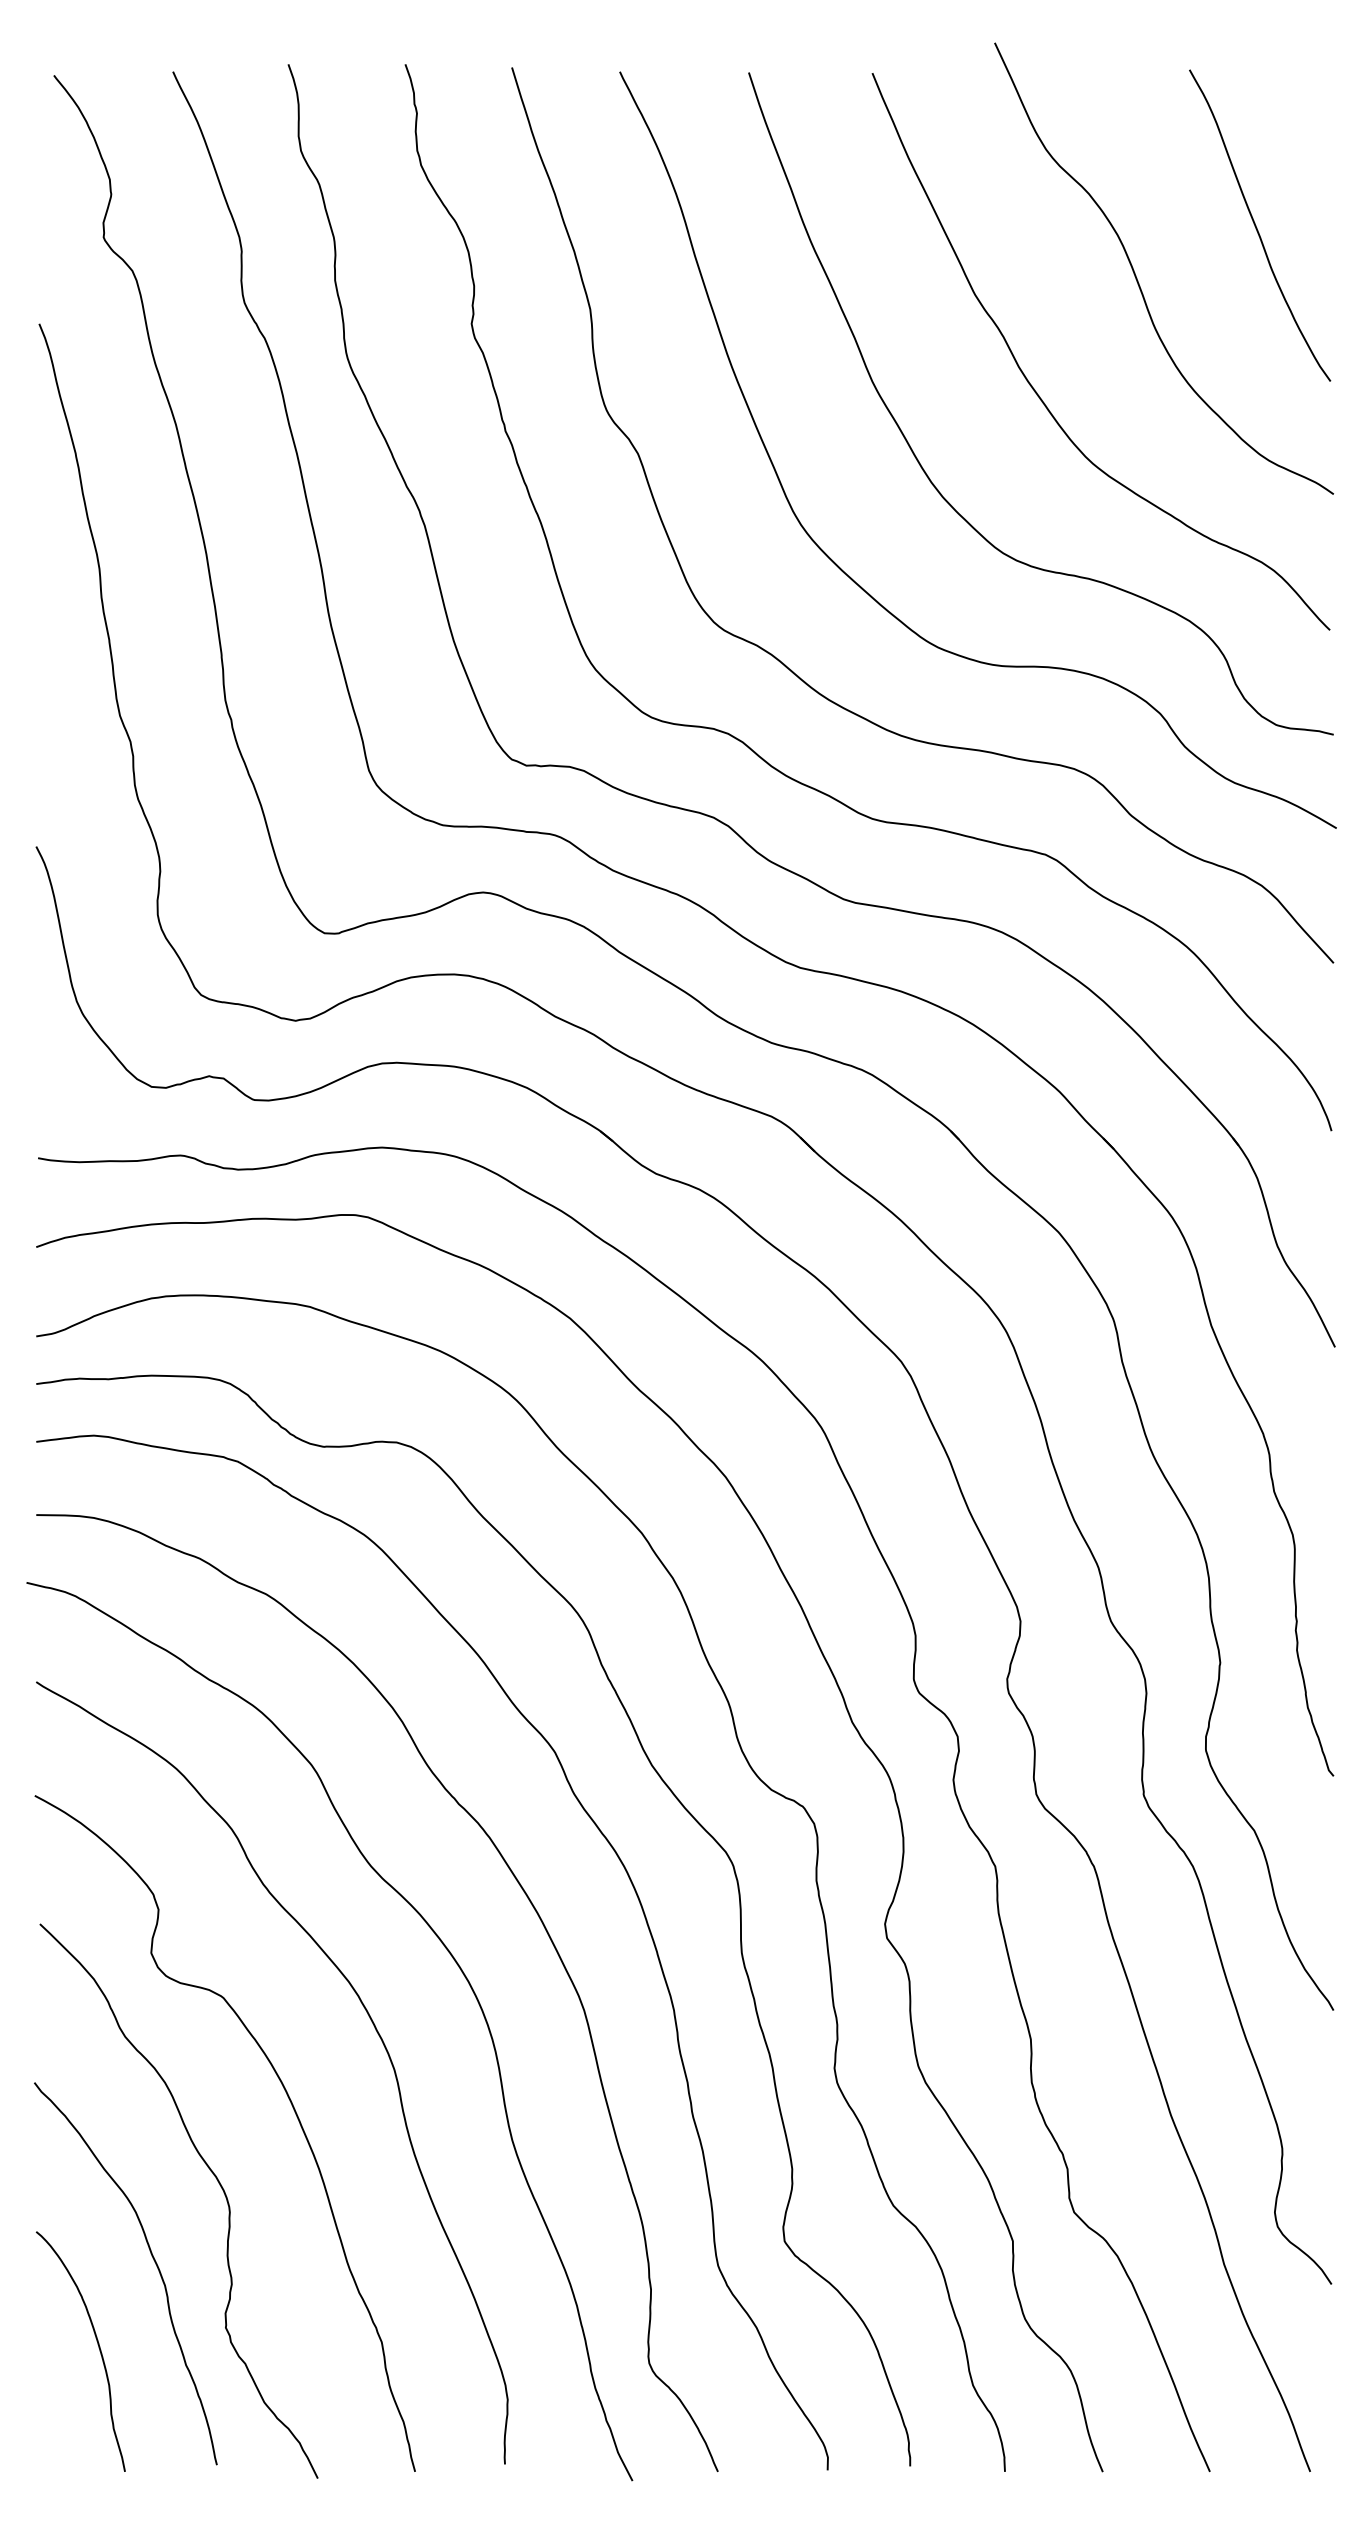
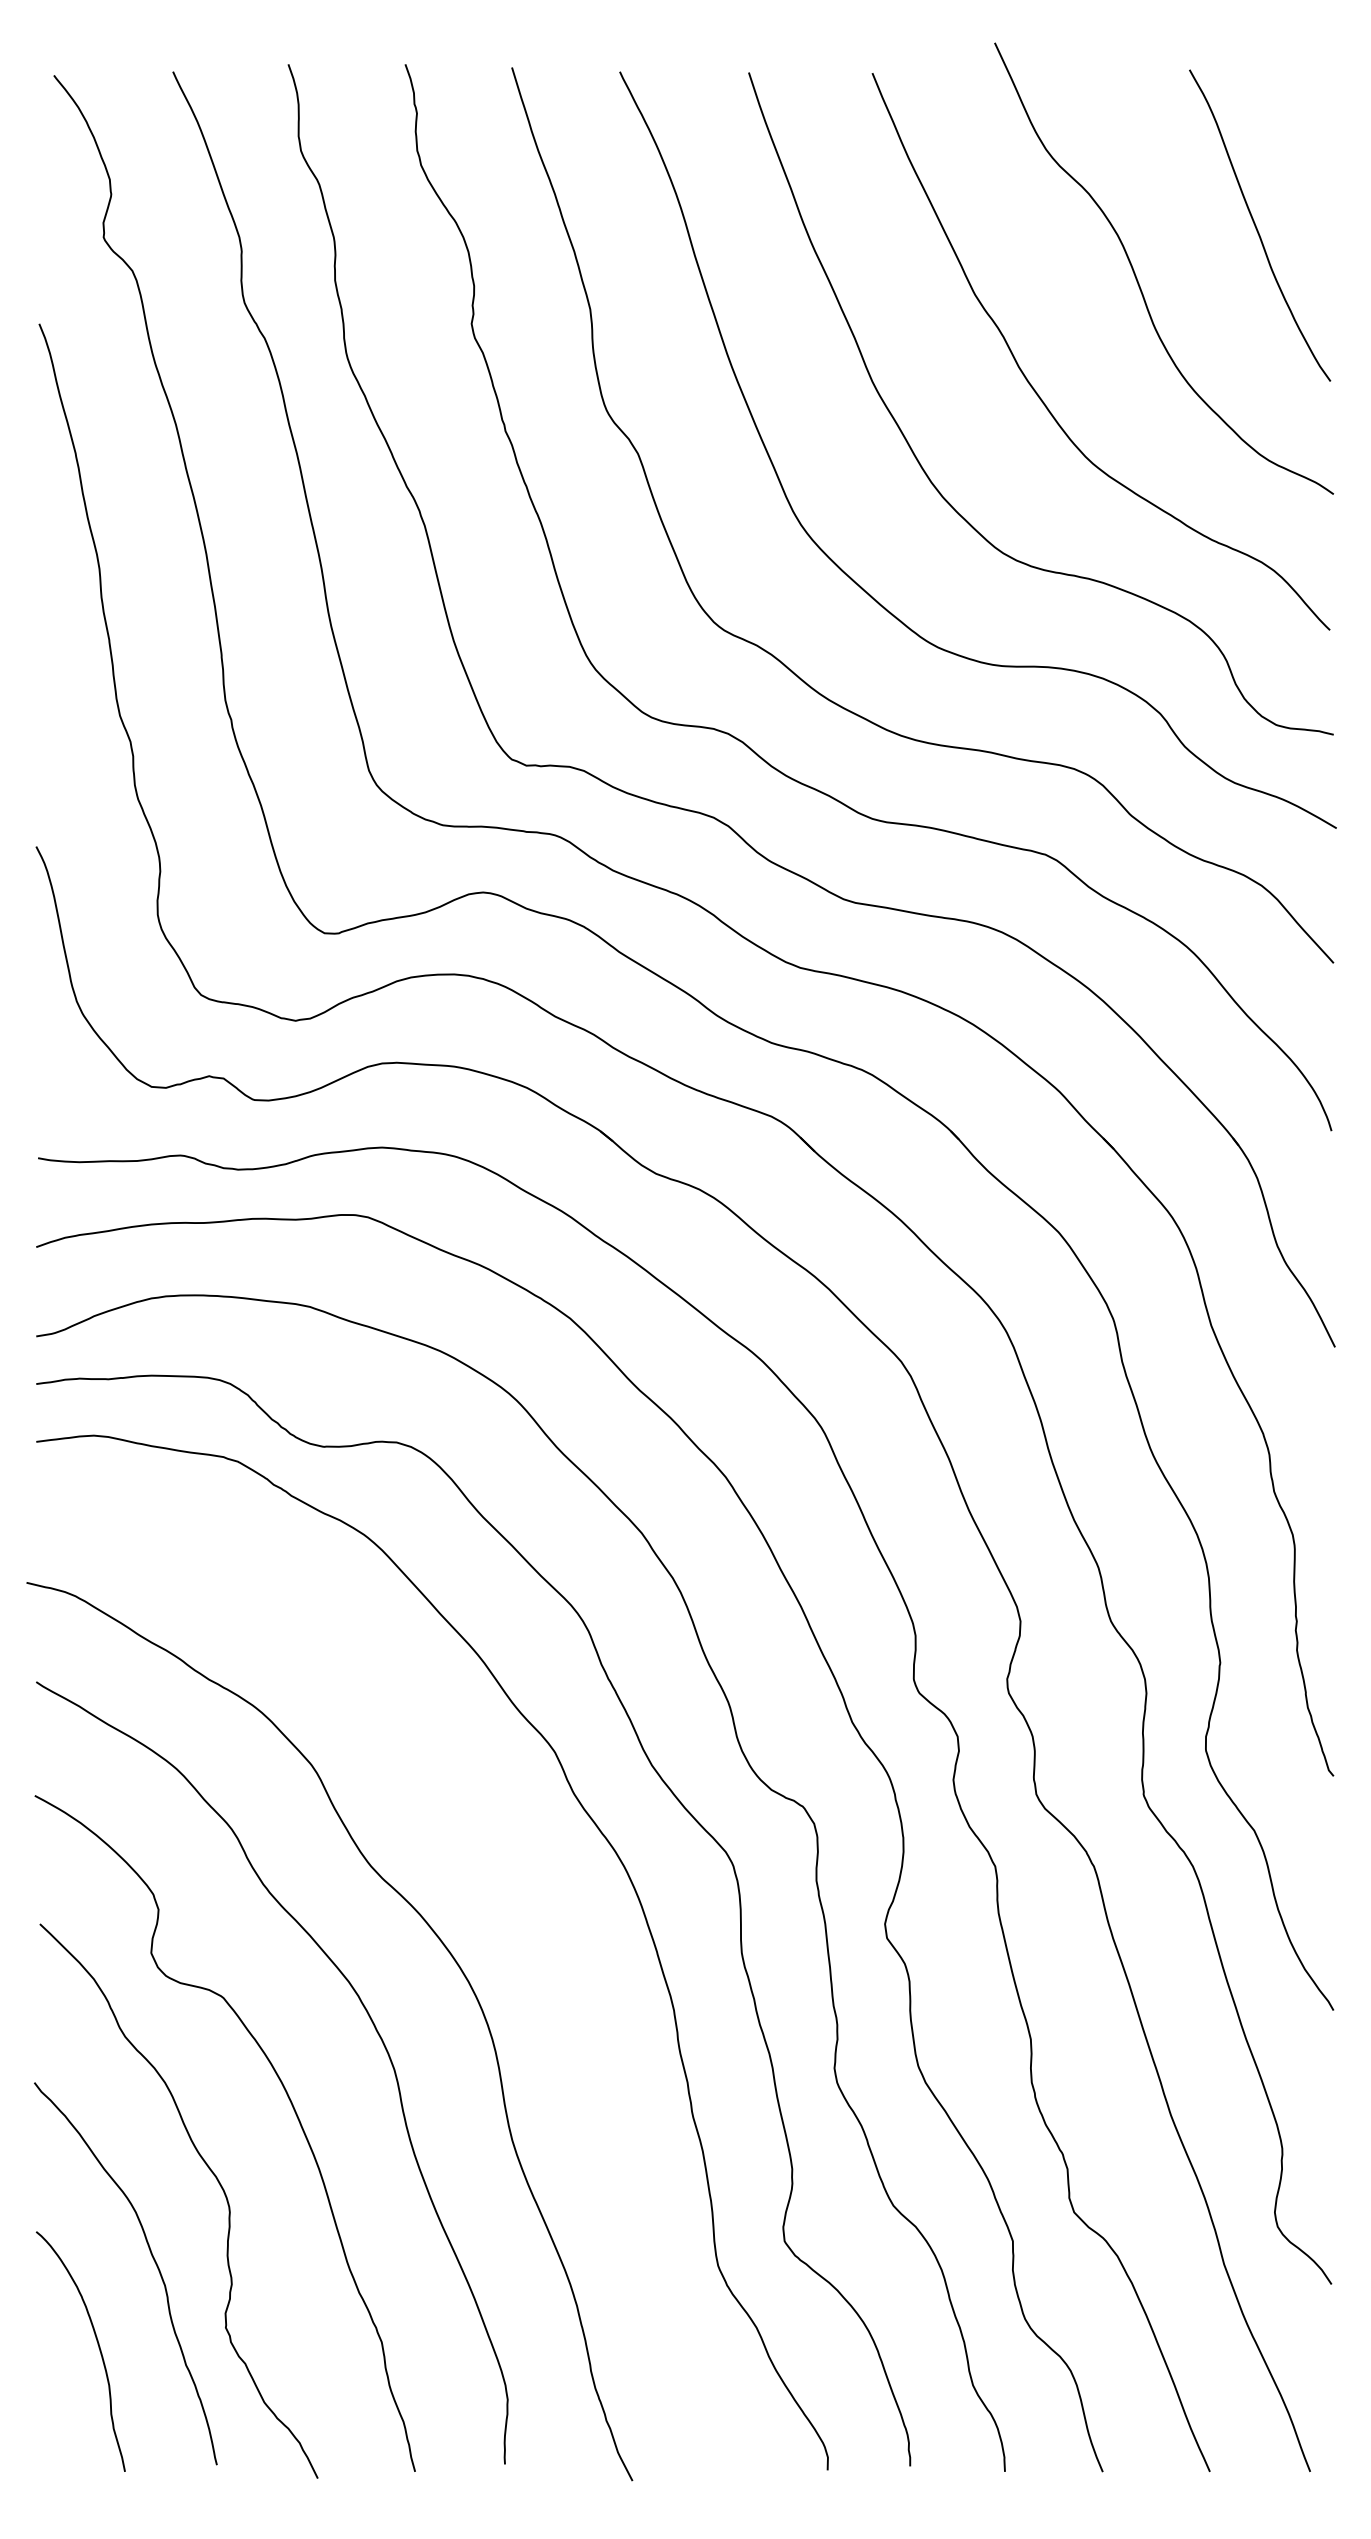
curve: present -> none (528, 1900)
